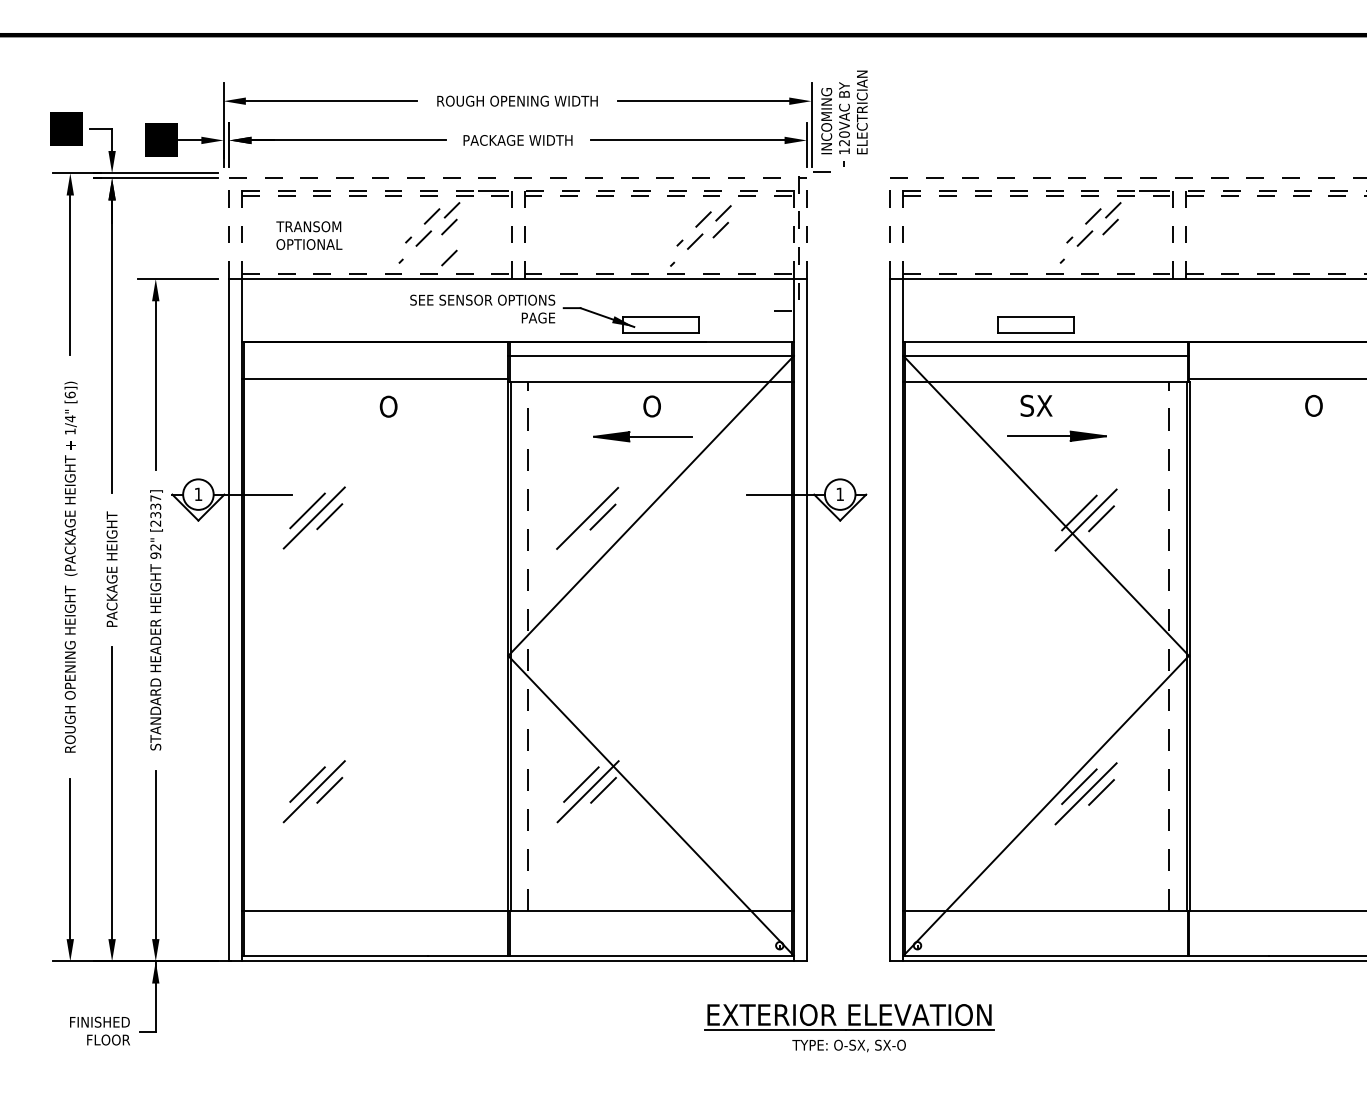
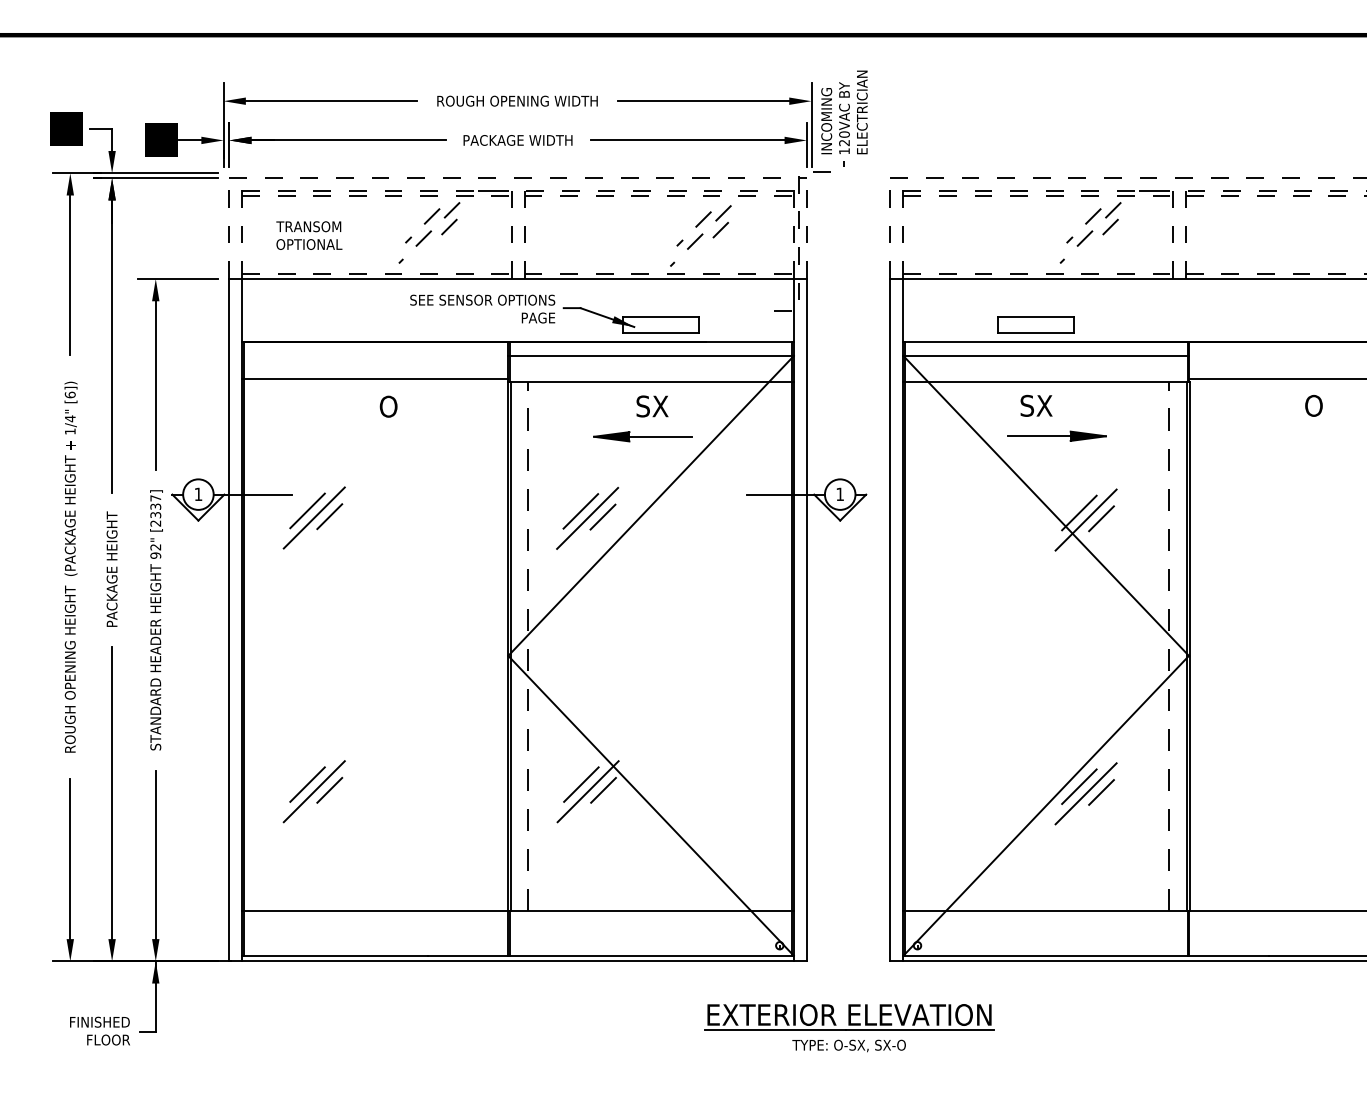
line: present -> none (449, 257)
text: O -> SX (652, 406)
line: none -> present (580, 511)
